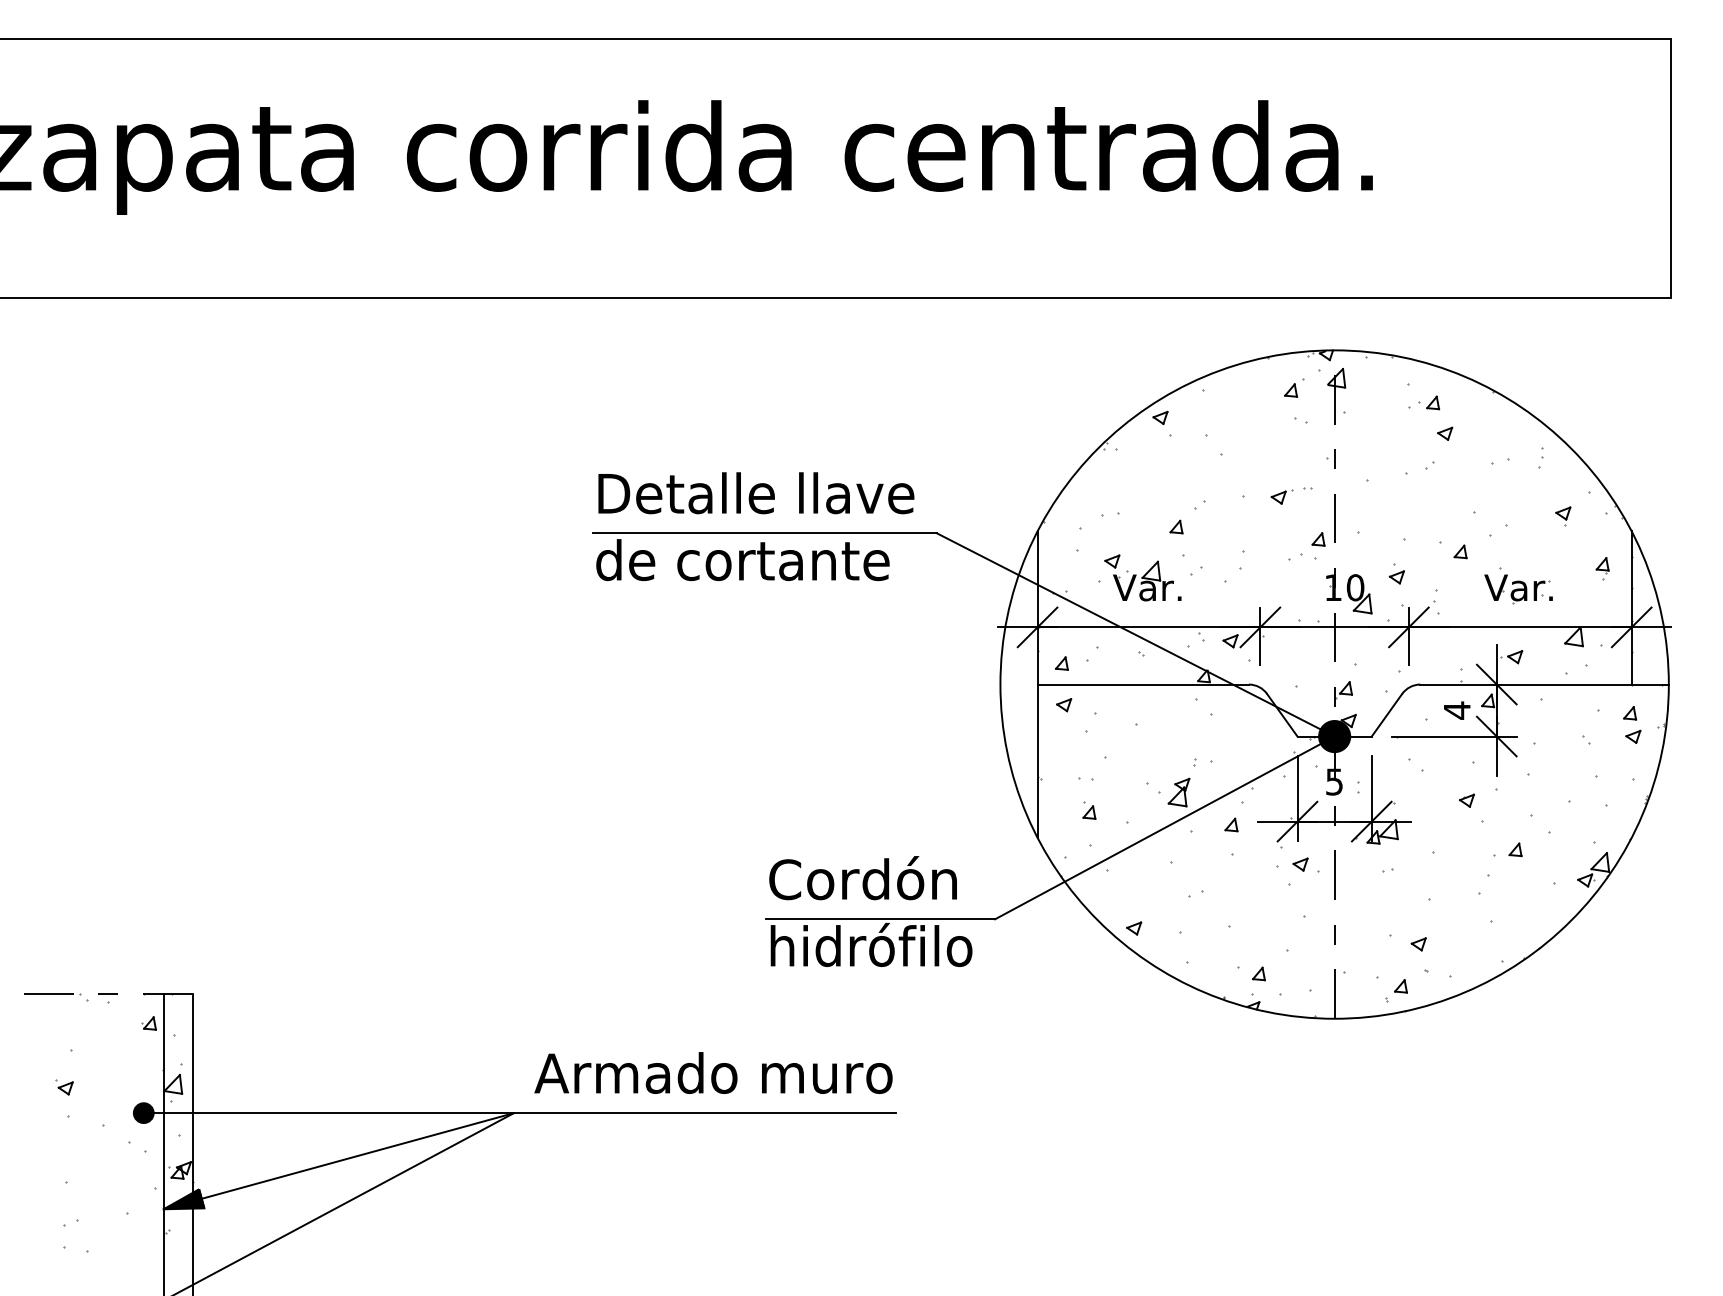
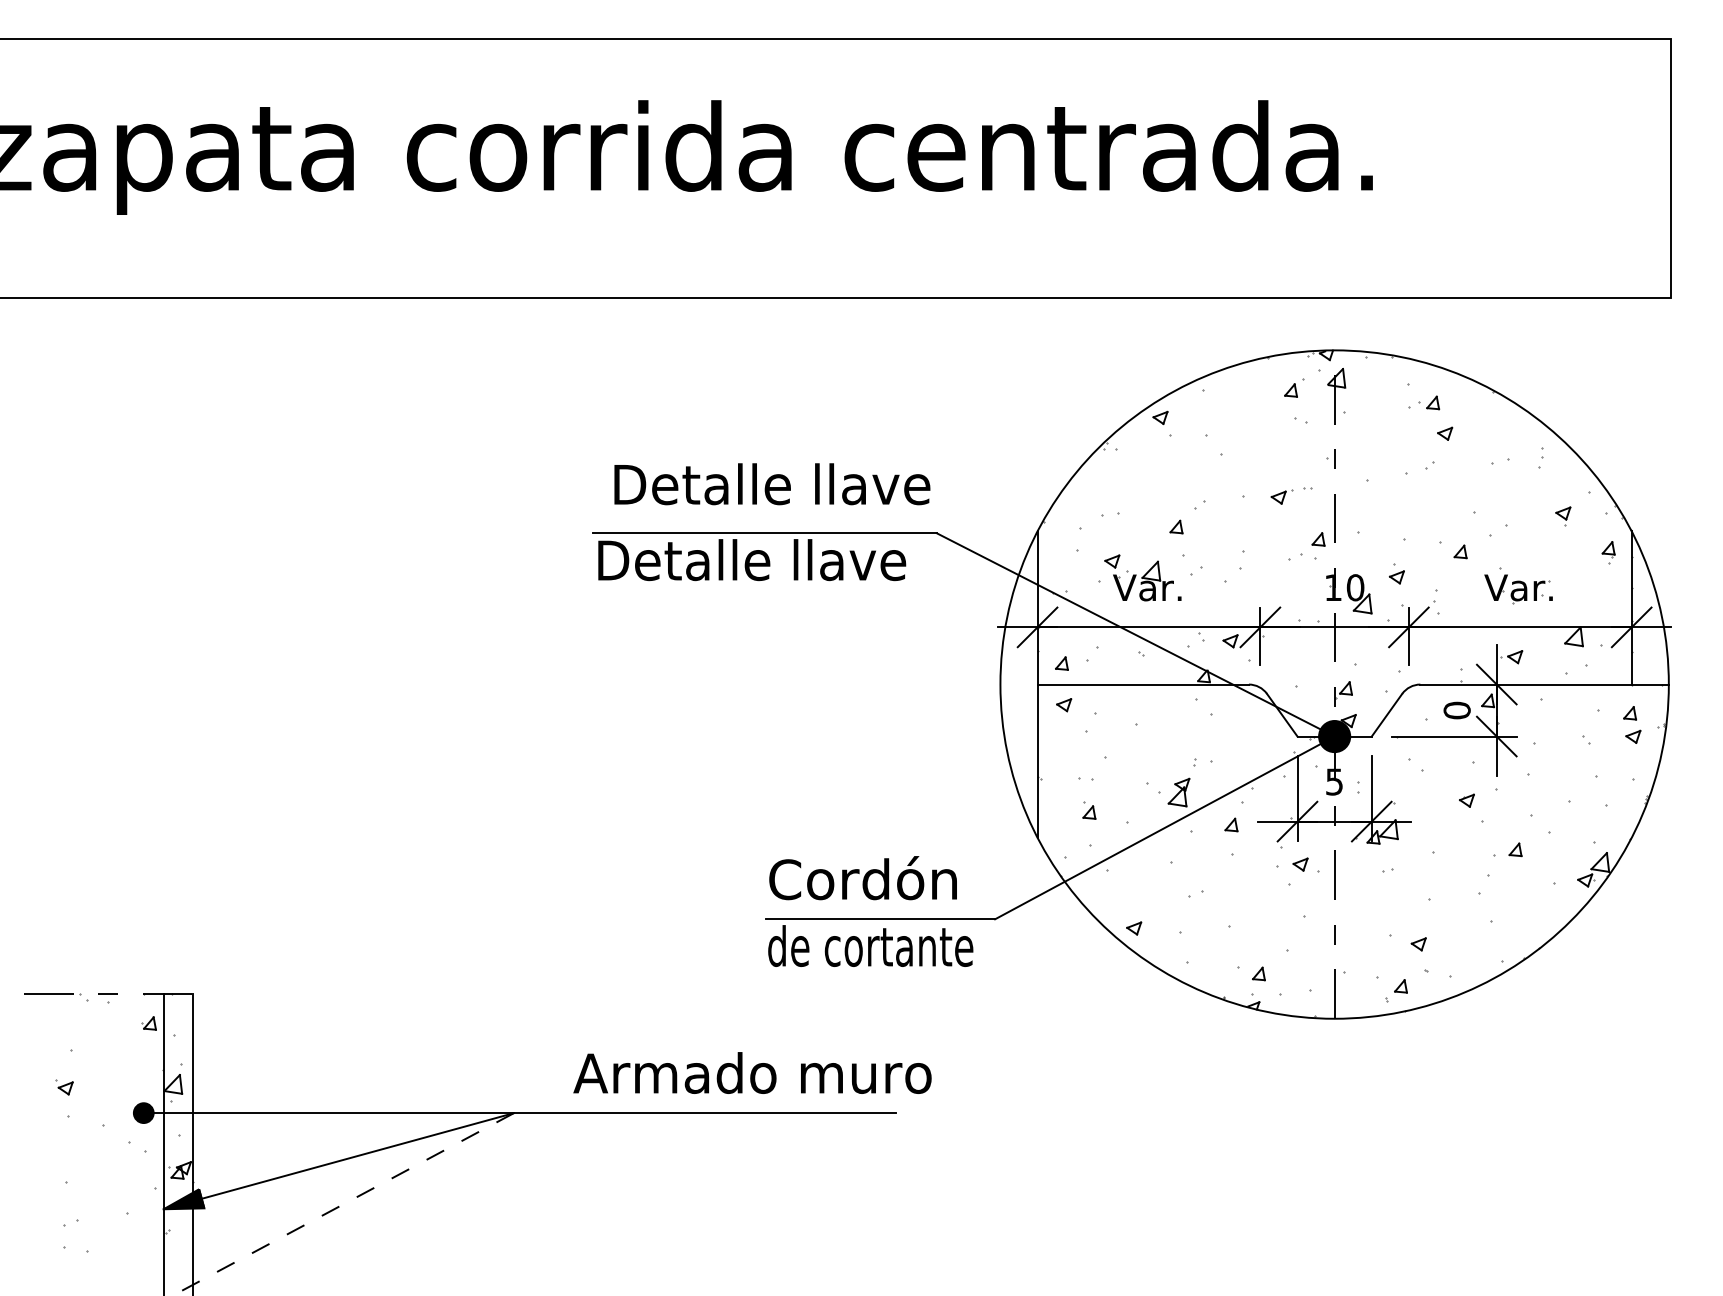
text position: (756, 493) -> (772, 484) (772, 484)
text: de cortante -> Detalle llave (751, 560)
part position: (1602, 568) -> (1608, 552) (1608, 552)
text: 4 -> 0 (1456, 710)
text: hidrófilo -> de cortante (870, 944)
text position: (713, 1072) -> (752, 1072) (752, 1072)
line: solid -> dashed (342, 1204)
